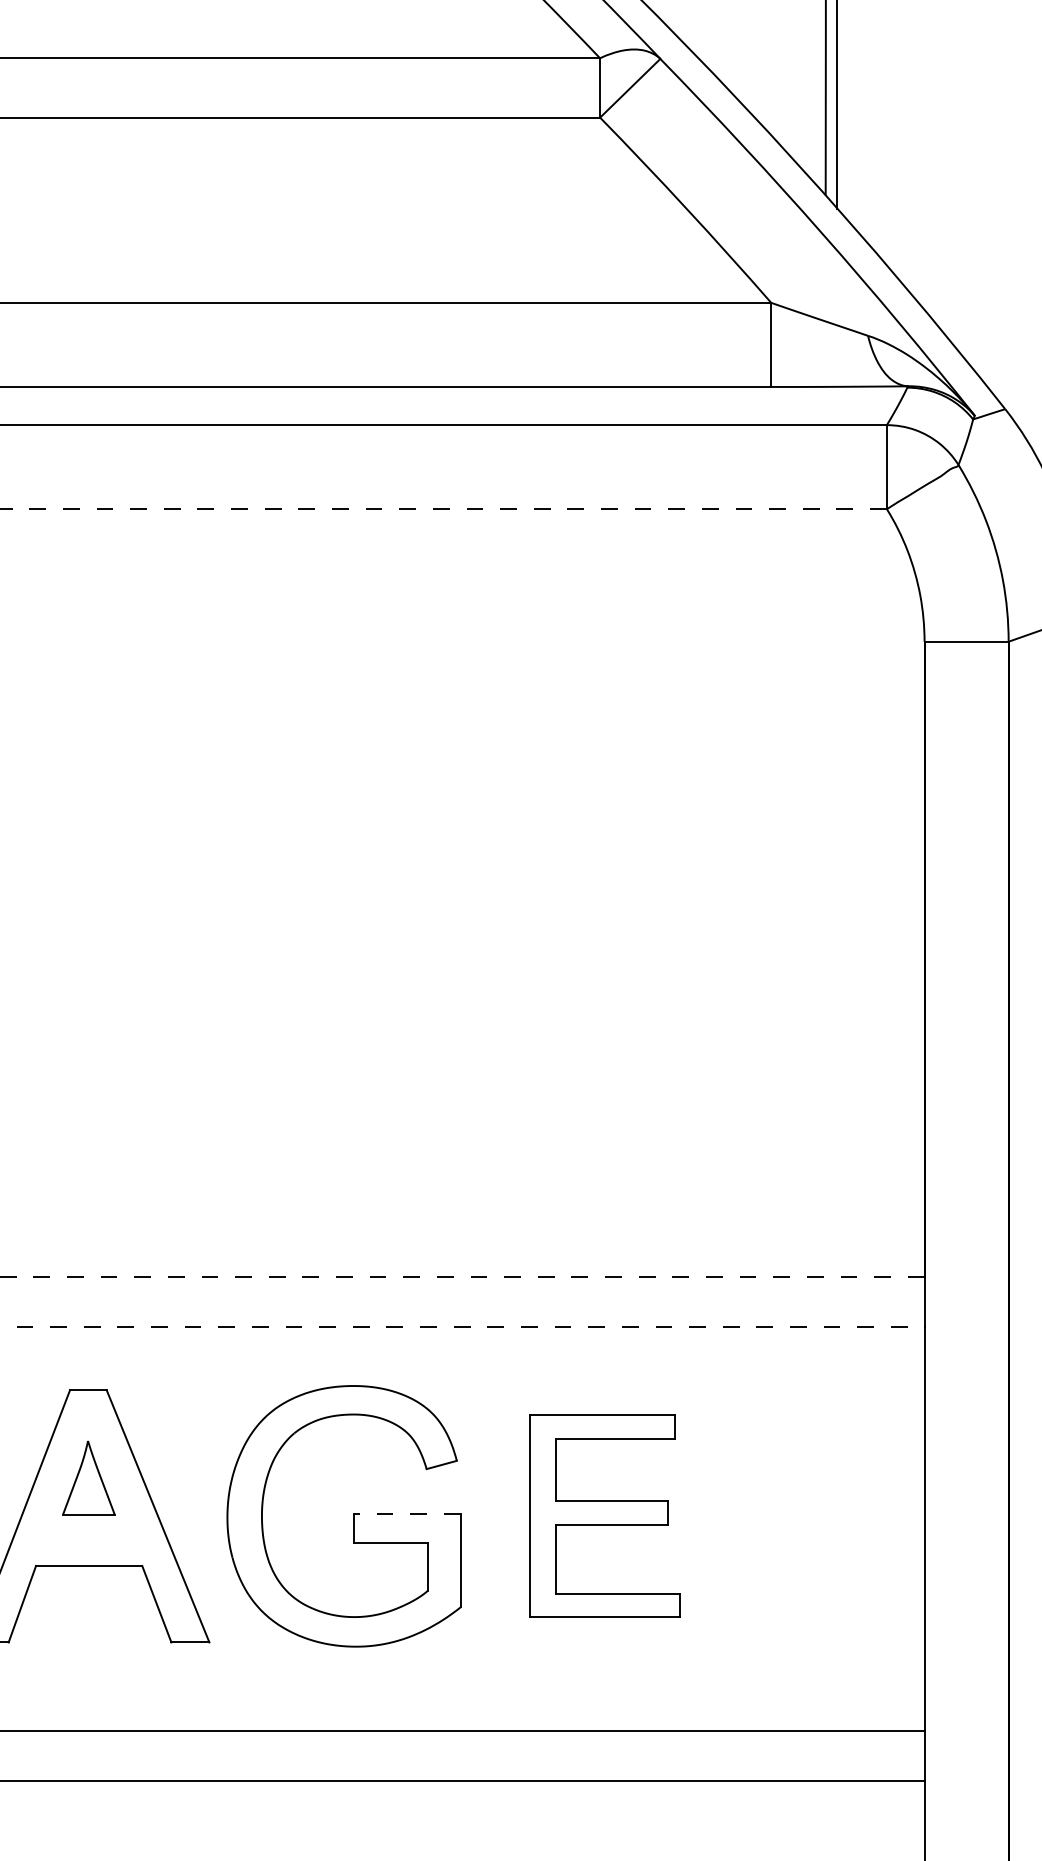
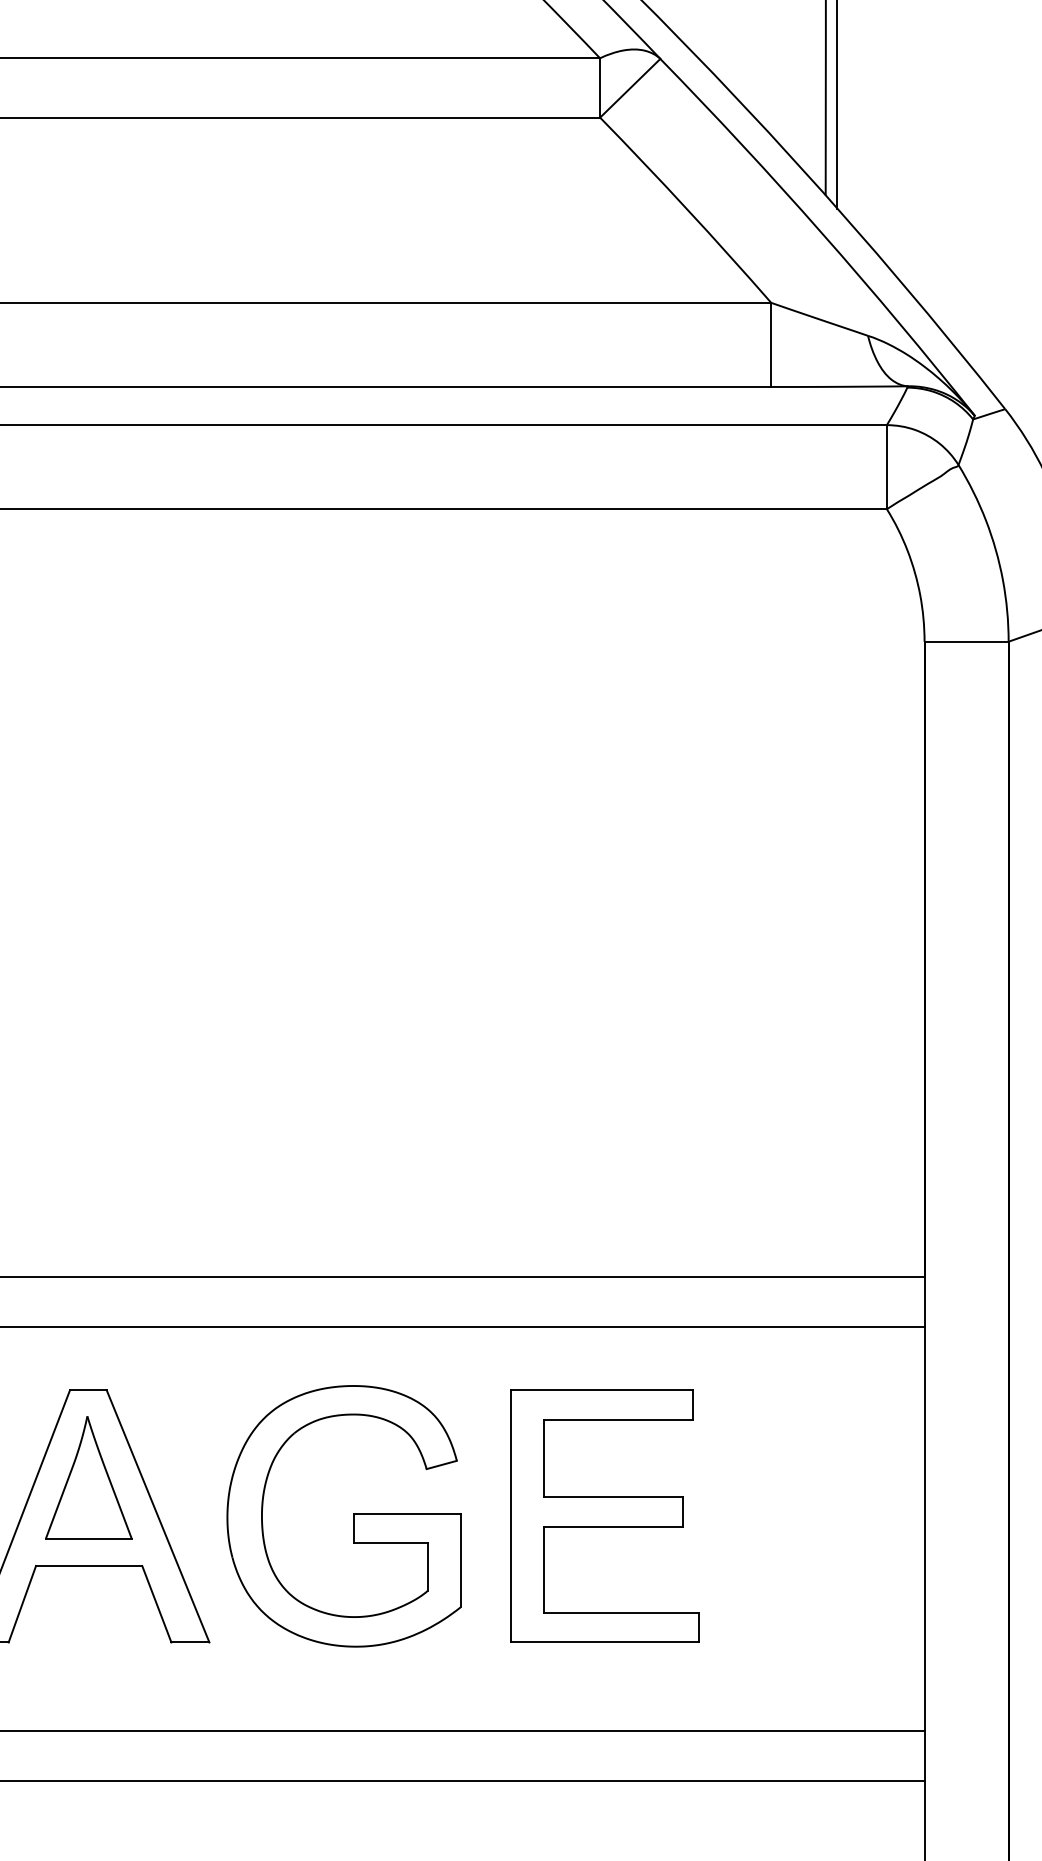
line: dashed -> solid (443, 509)
line: dashed -> solid (462, 1276)
line: dashed -> solid (462, 1327)
part size: 54x76 px -> 88x124 px (88, 1477)
line: dashed -> solid (406, 1513)
part size: 152x204 px -> 190x254 px (604, 1515)
